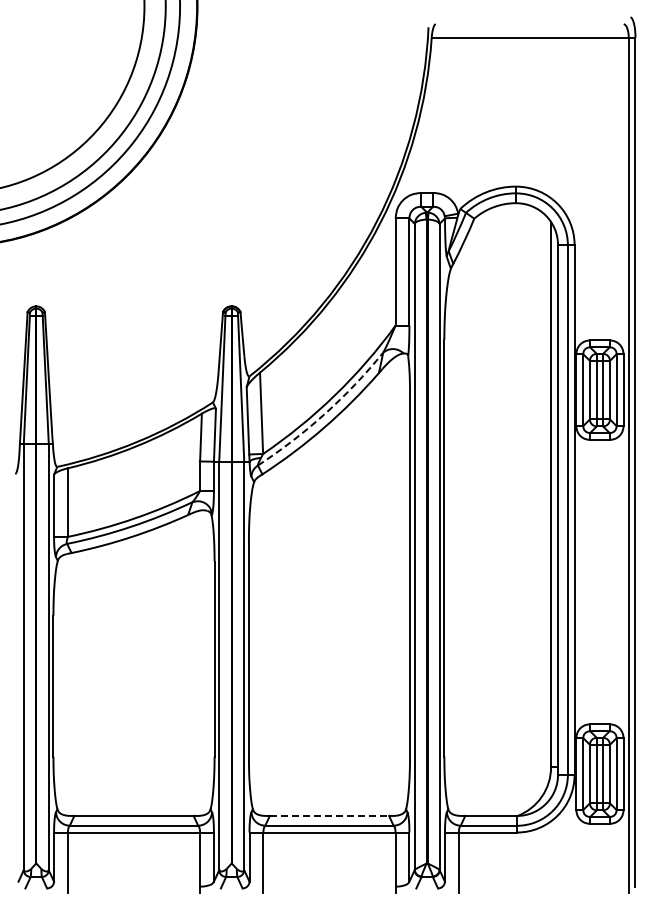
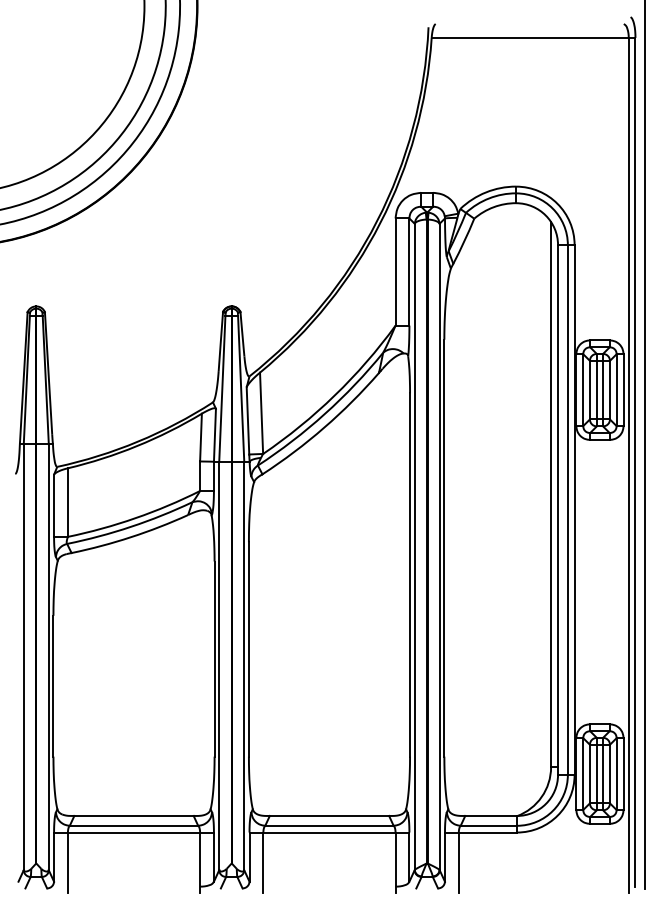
arc: dashed -> solid (324, 413)
line: none -> present (645, 445)
line: dashed -> solid (329, 815)
